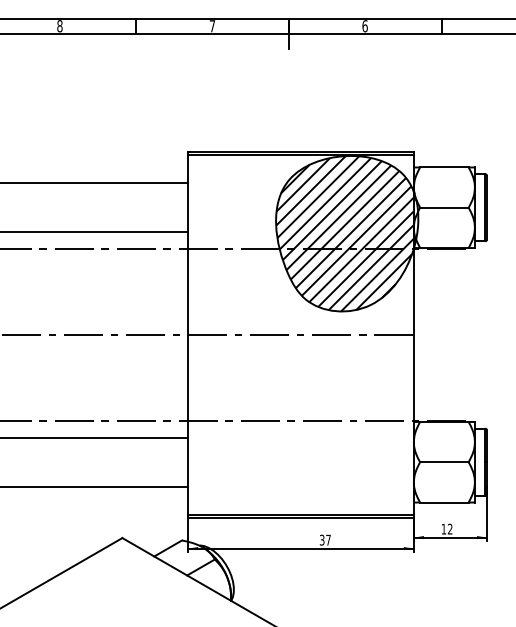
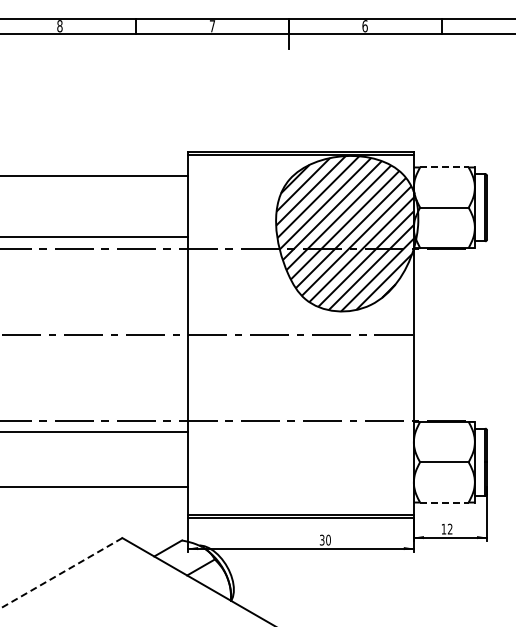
line: solid -> dashed (444, 167)
line position: (95, 183) -> (95, 176) (95, 176)
line position: (95, 232) -> (95, 237) (95, 237)
line position: (95, 437) -> (95, 431) (95, 431)
line: solid -> dashed (444, 502)
text: 37 -> 30 (328, 539)
line: solid -> dashed (61, 573)
